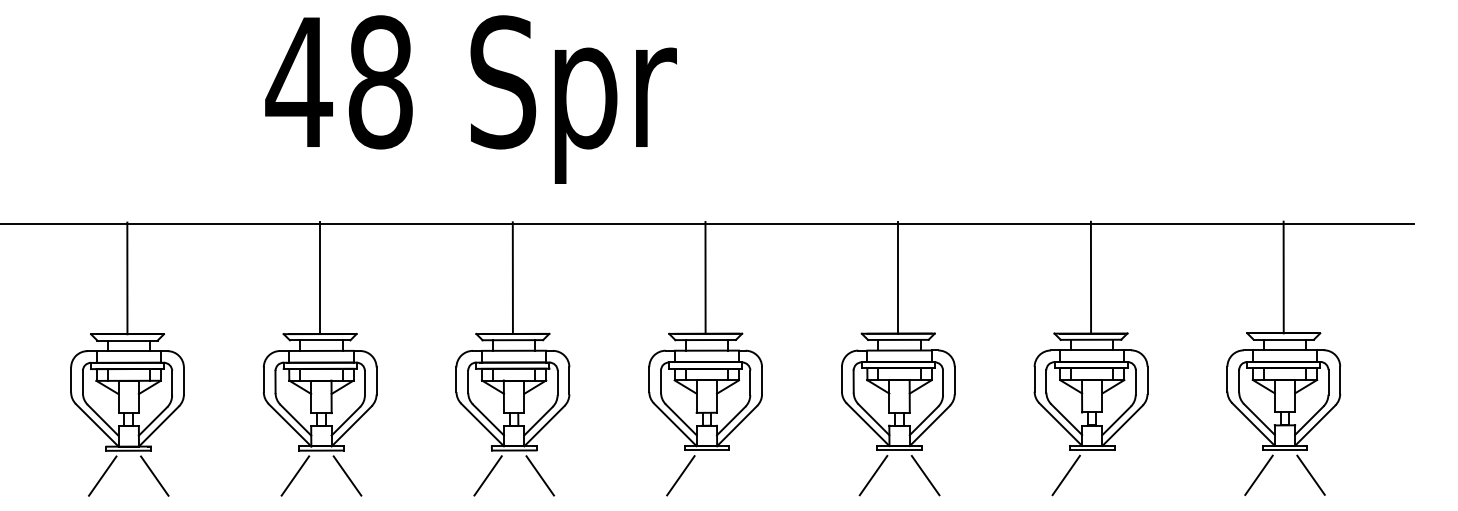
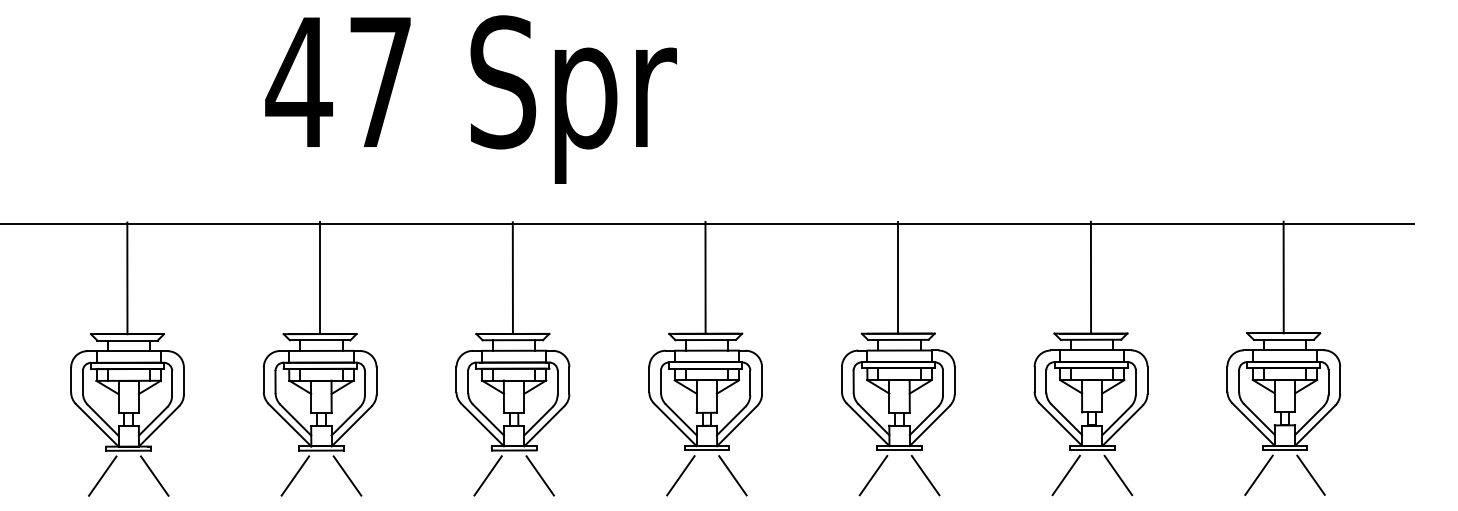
text: 48 -> 47 (380, 82)
line: none -> present (732, 475)
line: none -> present (1118, 475)
